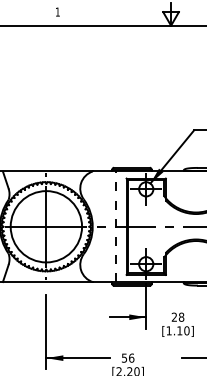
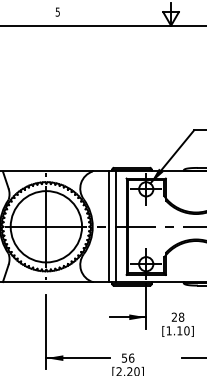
text: 1 -> 5 (57, 11)
line: none -> present (108, 226)
line: dashed -> solid (115, 226)
